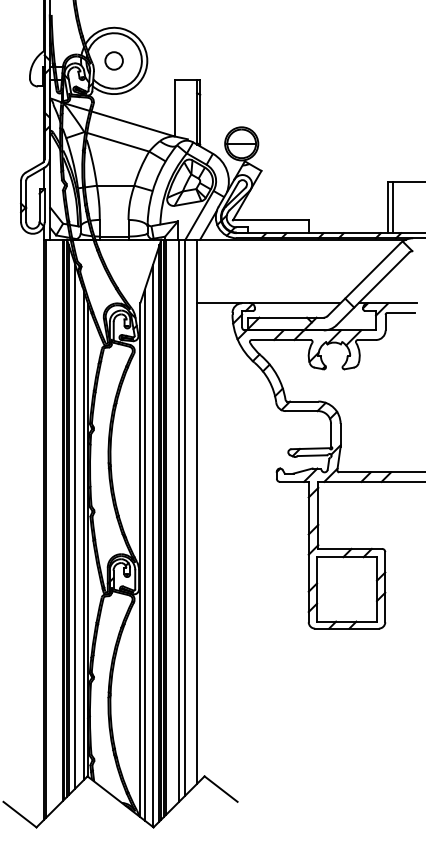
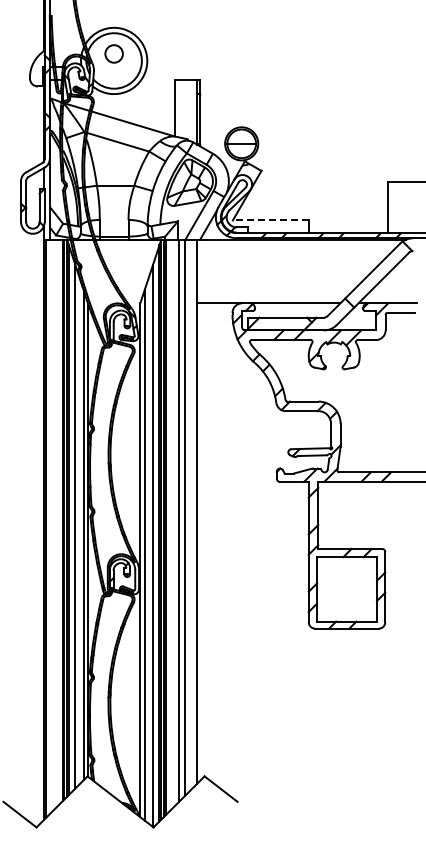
circle position: (113, 60) -> (113, 53) (113, 53)
line: present -> none (392, 207)
line: solid -> dashed (270, 220)
